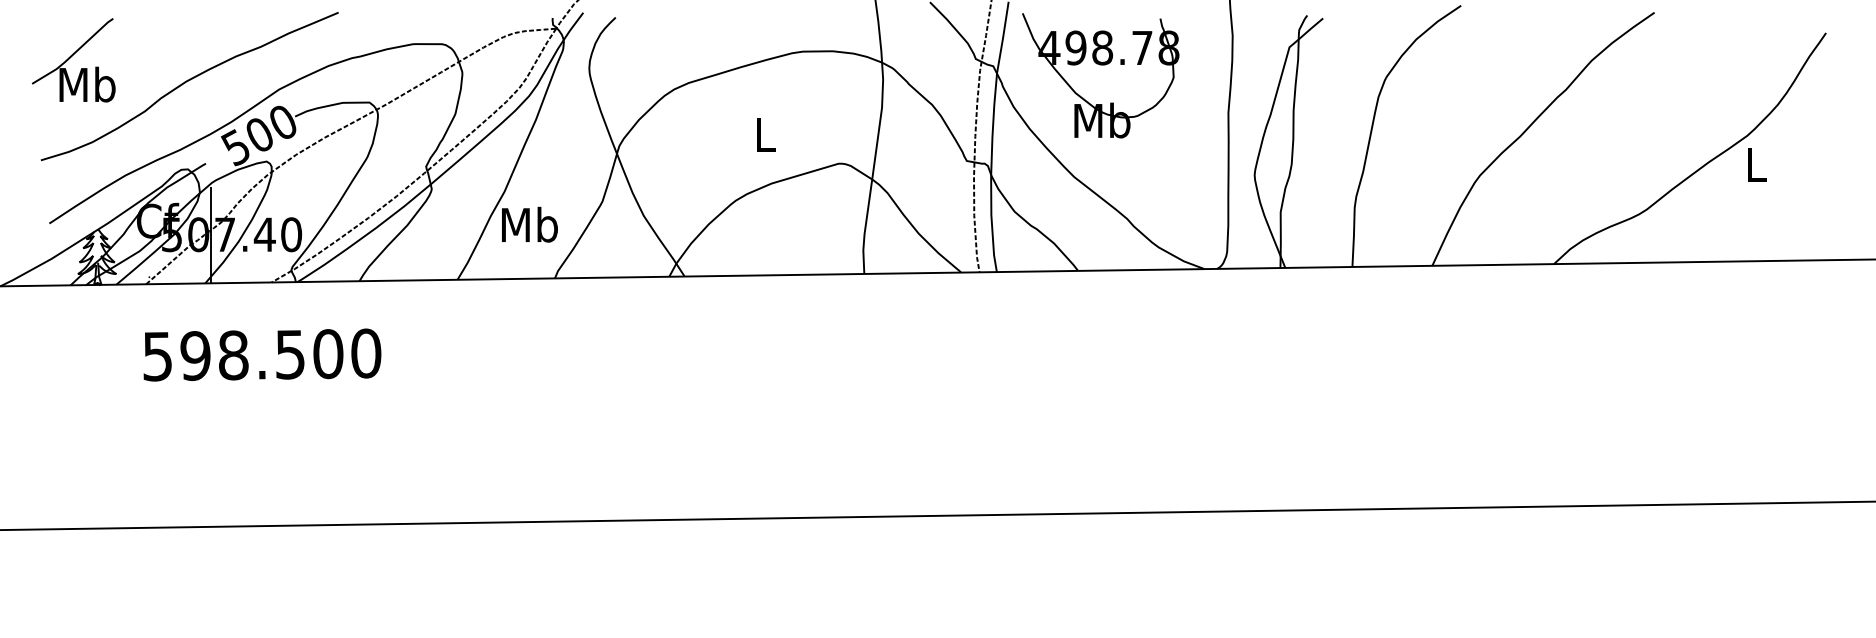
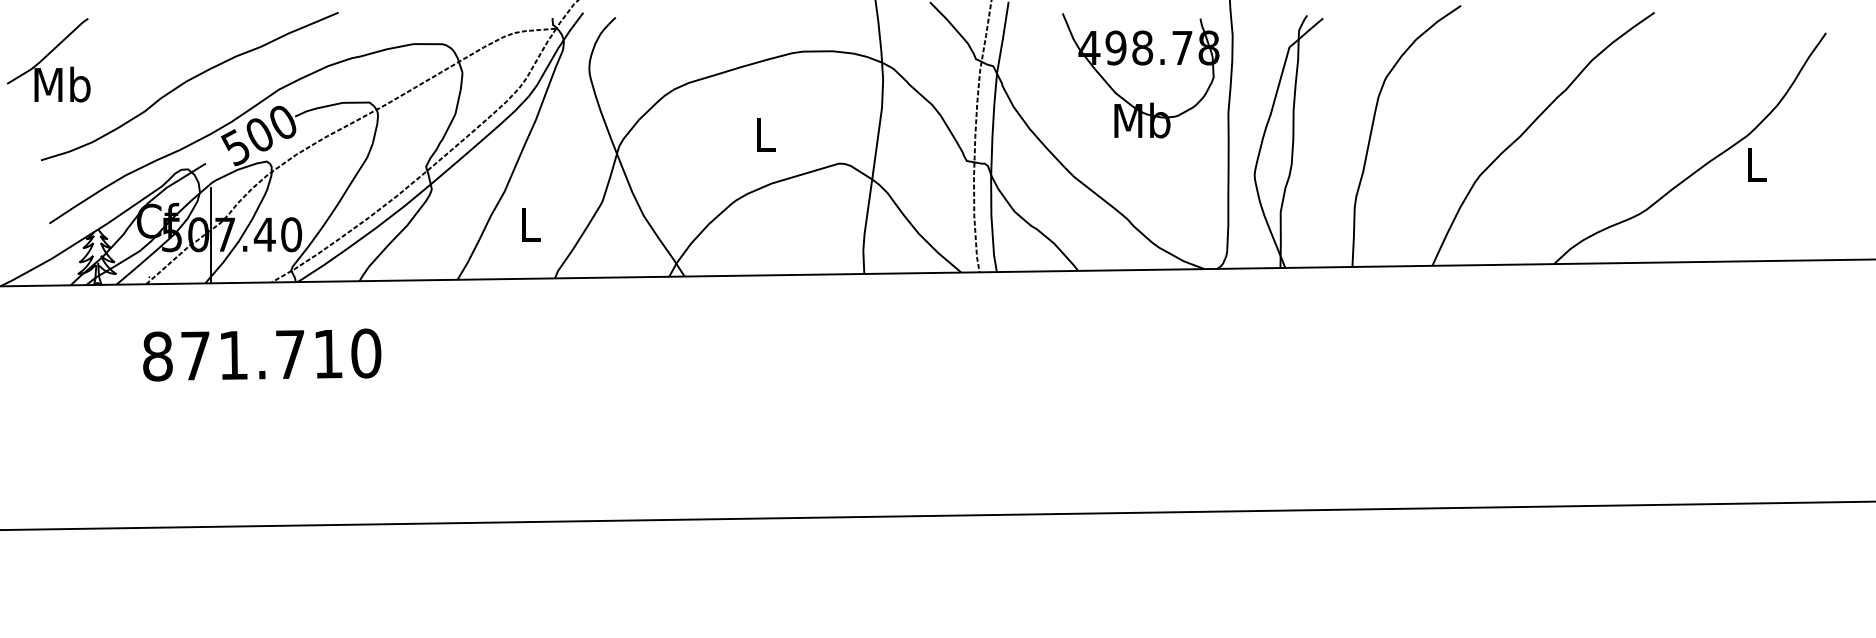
part position: (73, 60) -> (48, 60) (48, 60)
part position: (1100, 65) -> (1140, 65) (1140, 65)
text: Mb -> L (529, 224)
text: 598.500 -> 871.710 (243, 355)
